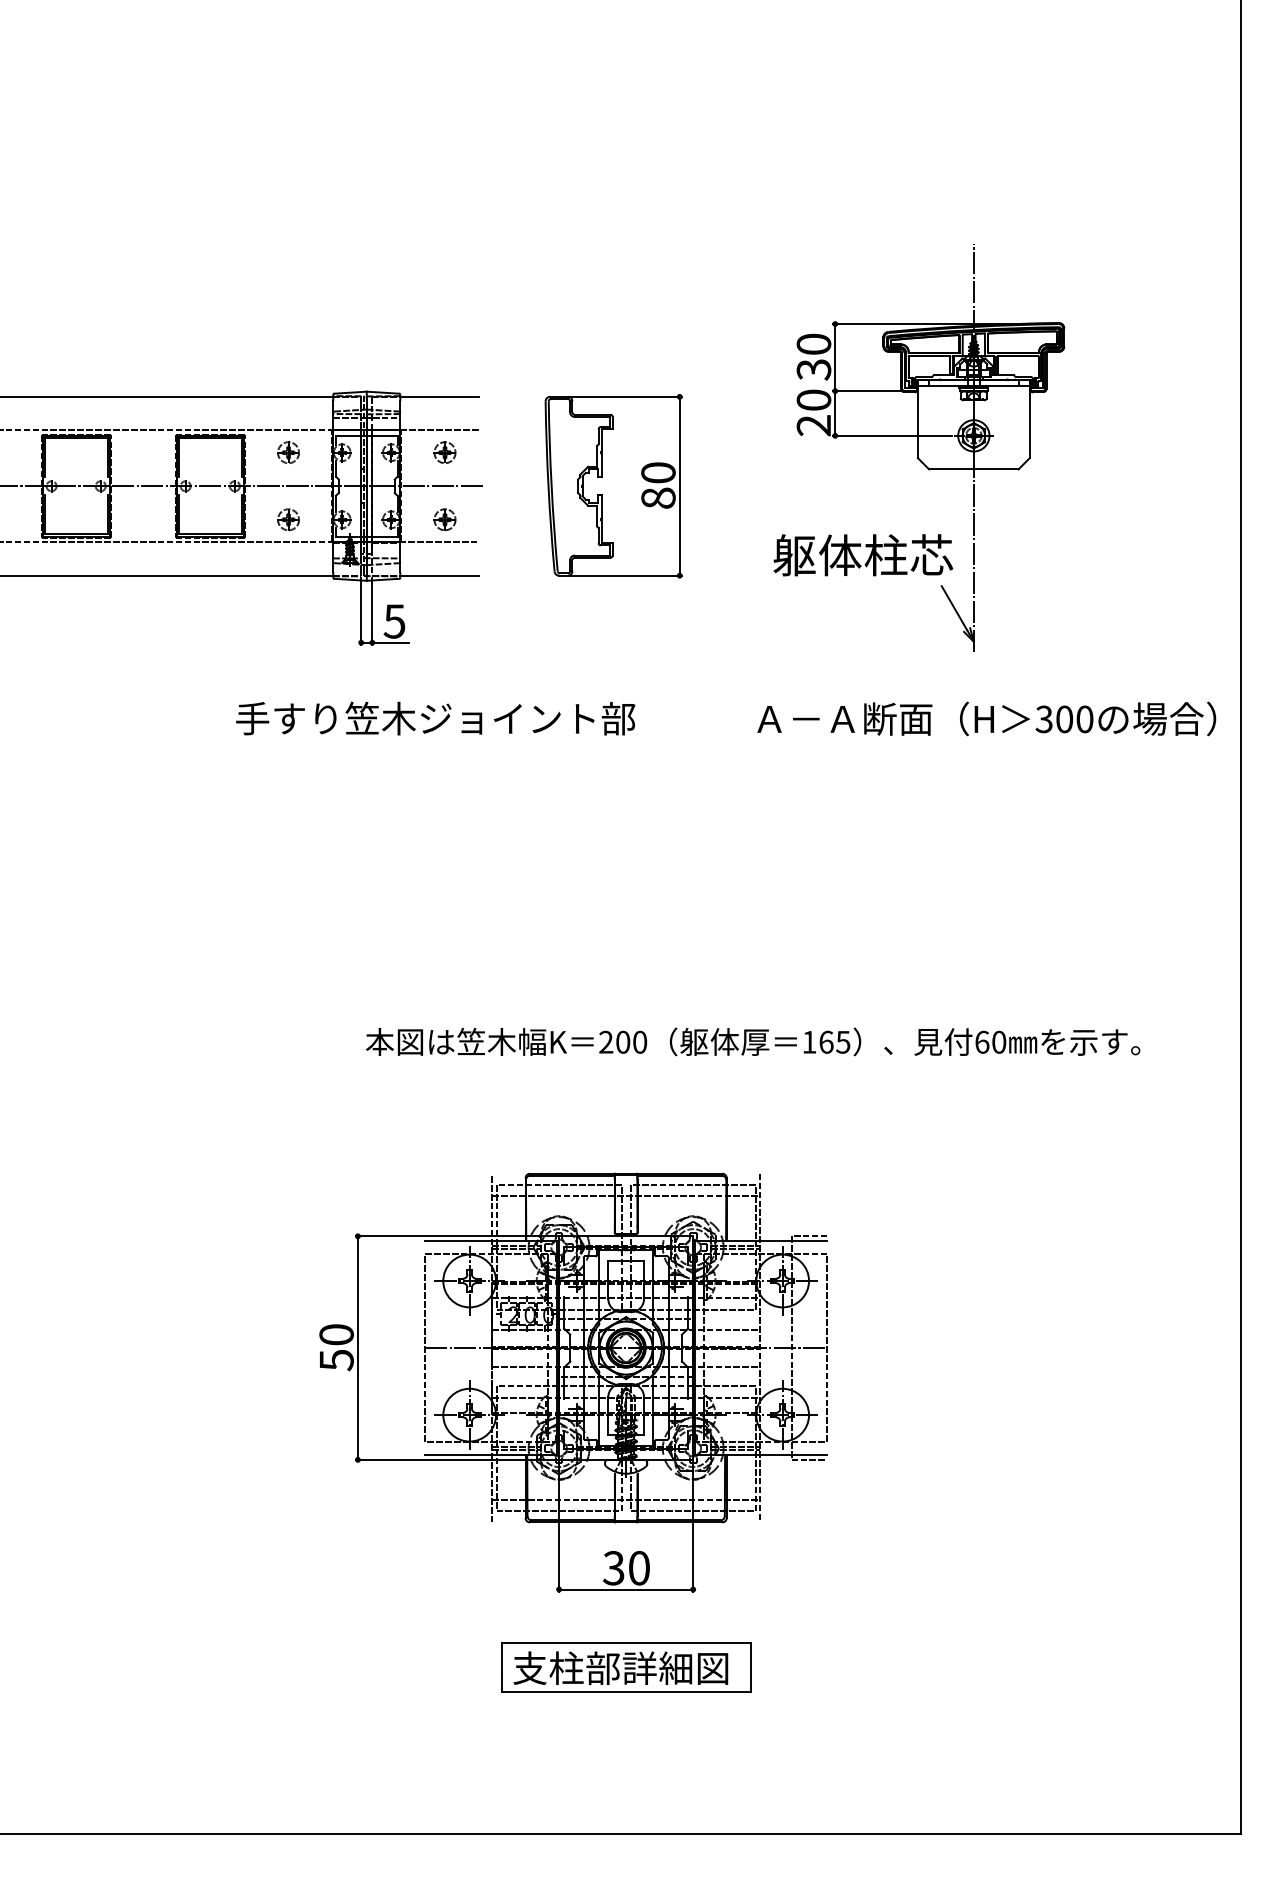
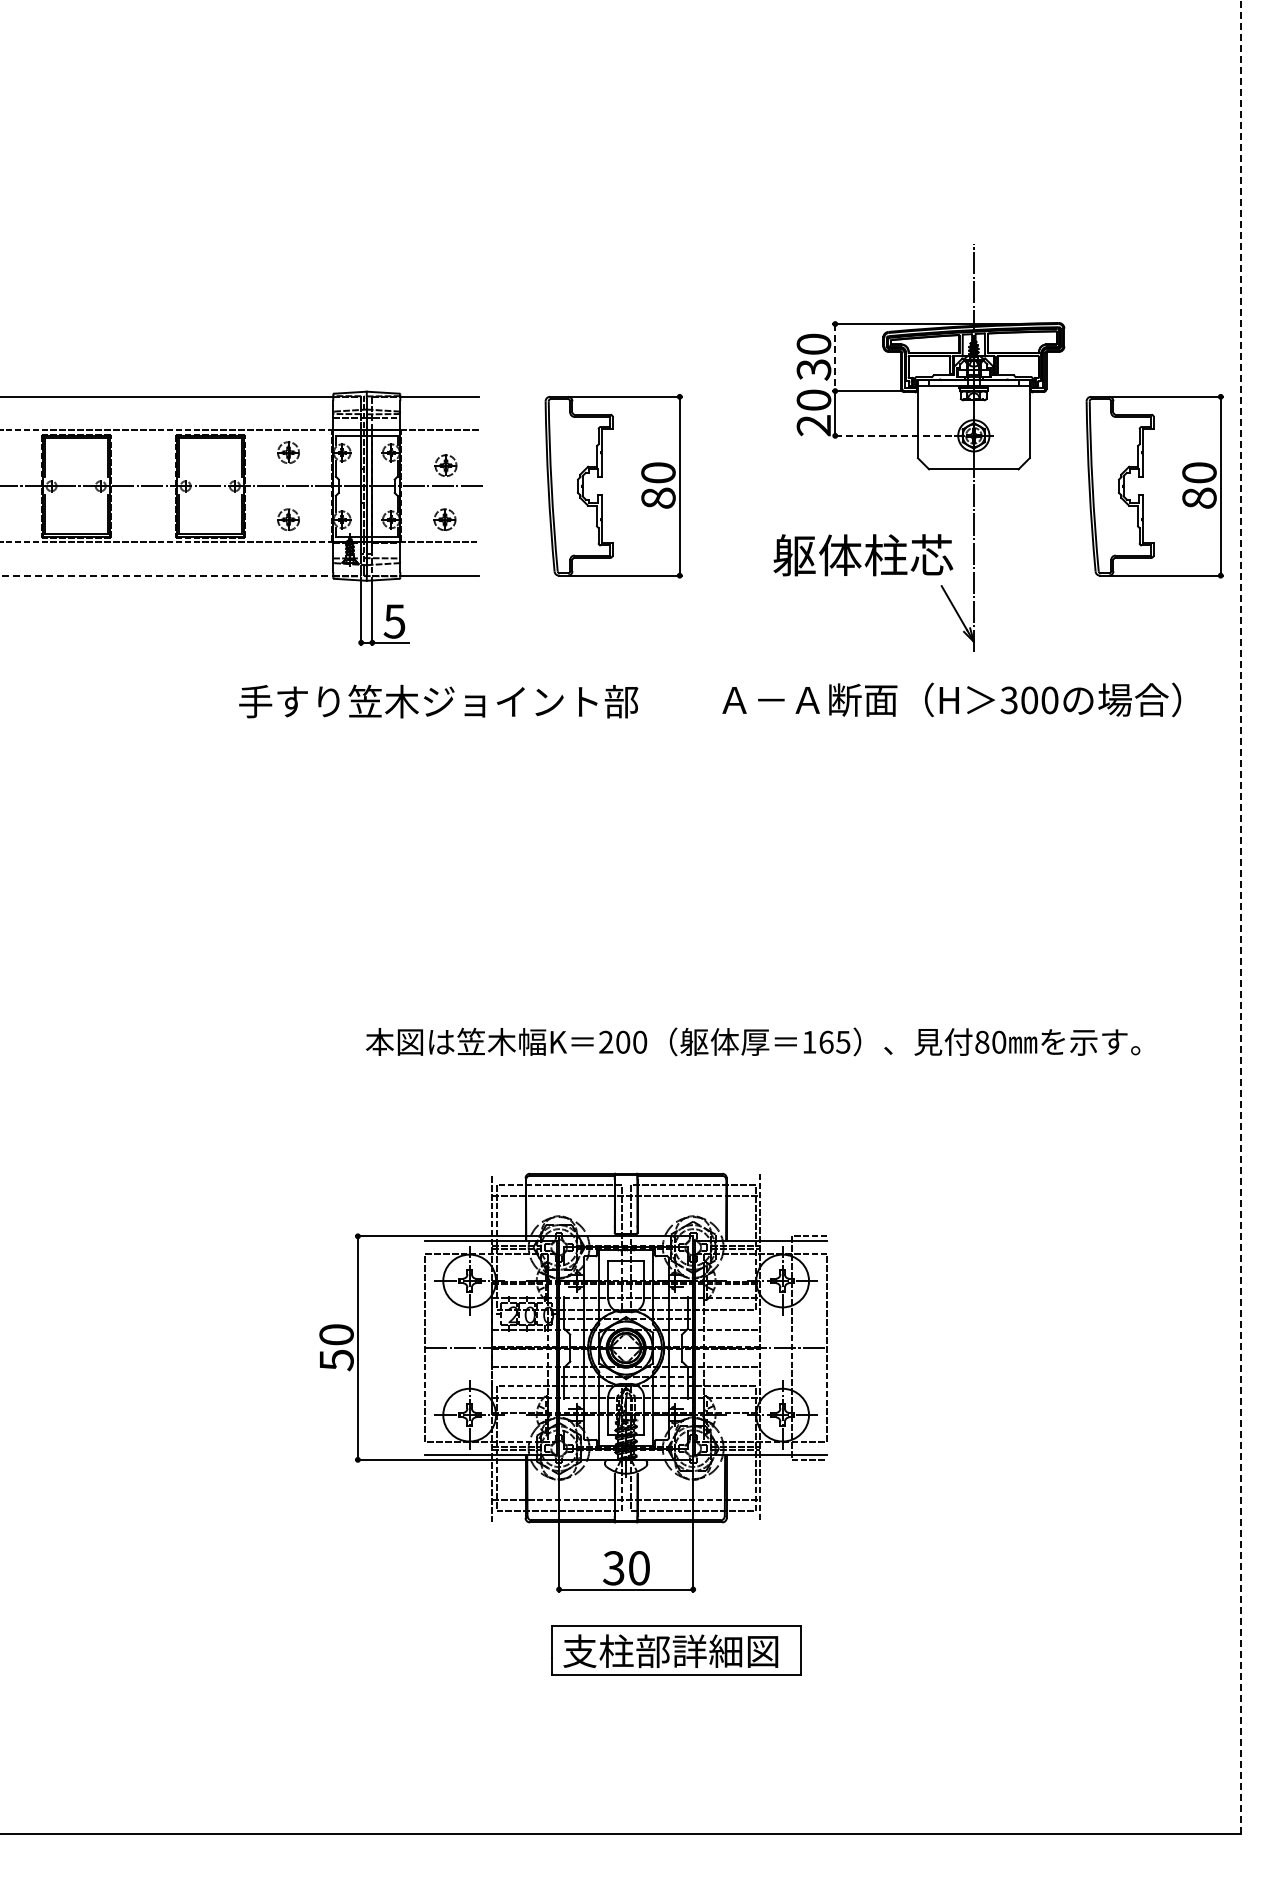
line: solid -> dashed (835, 357)
line: solid -> dashed (891, 435)
part position: (444, 452) -> (445, 465) (445, 465)
part: none -> present (1154, 486)
line: solid -> dashed (167, 575)
text position: (435, 718) -> (438, 701) (438, 701)
text position: (986, 718) -> (951, 699) (951, 699)
line: solid -> dashed (1241, 917)
text: 60 -> 80 (982, 1041)
part position: (626, 1667) -> (676, 1650) (676, 1650)
